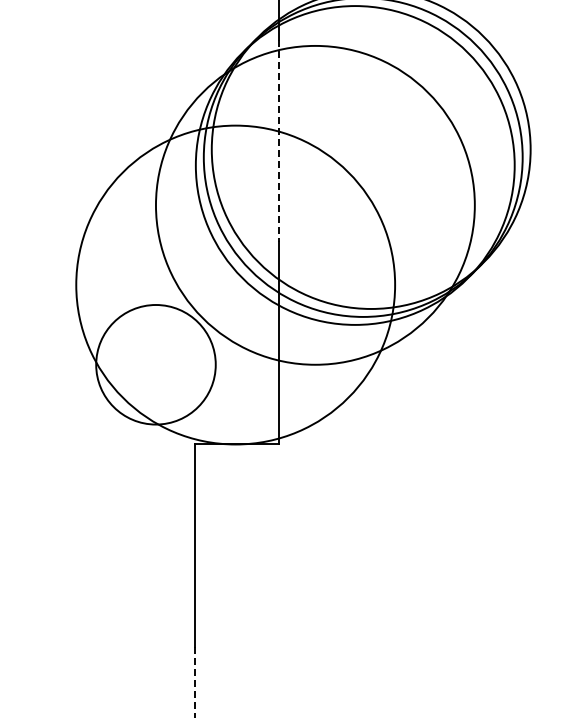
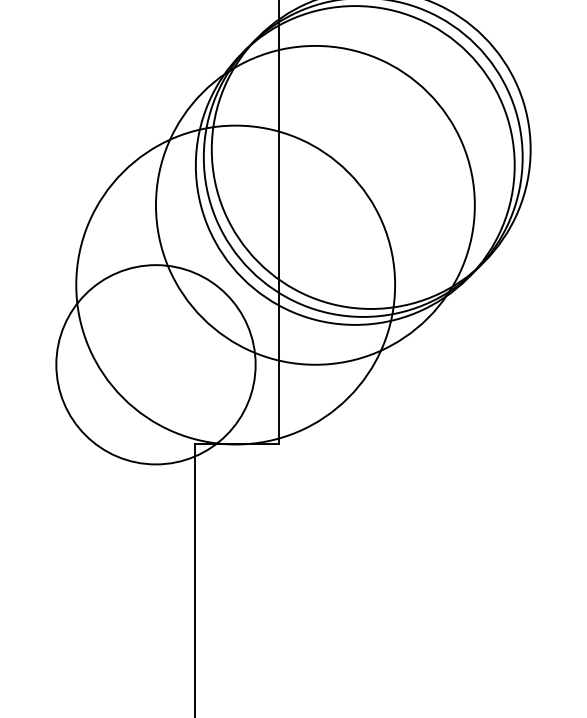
line: dashed -> solid (278, 141)
circle diameter: 120 px -> 199 px (155, 364)
line: dashed -> solid (194, 682)
